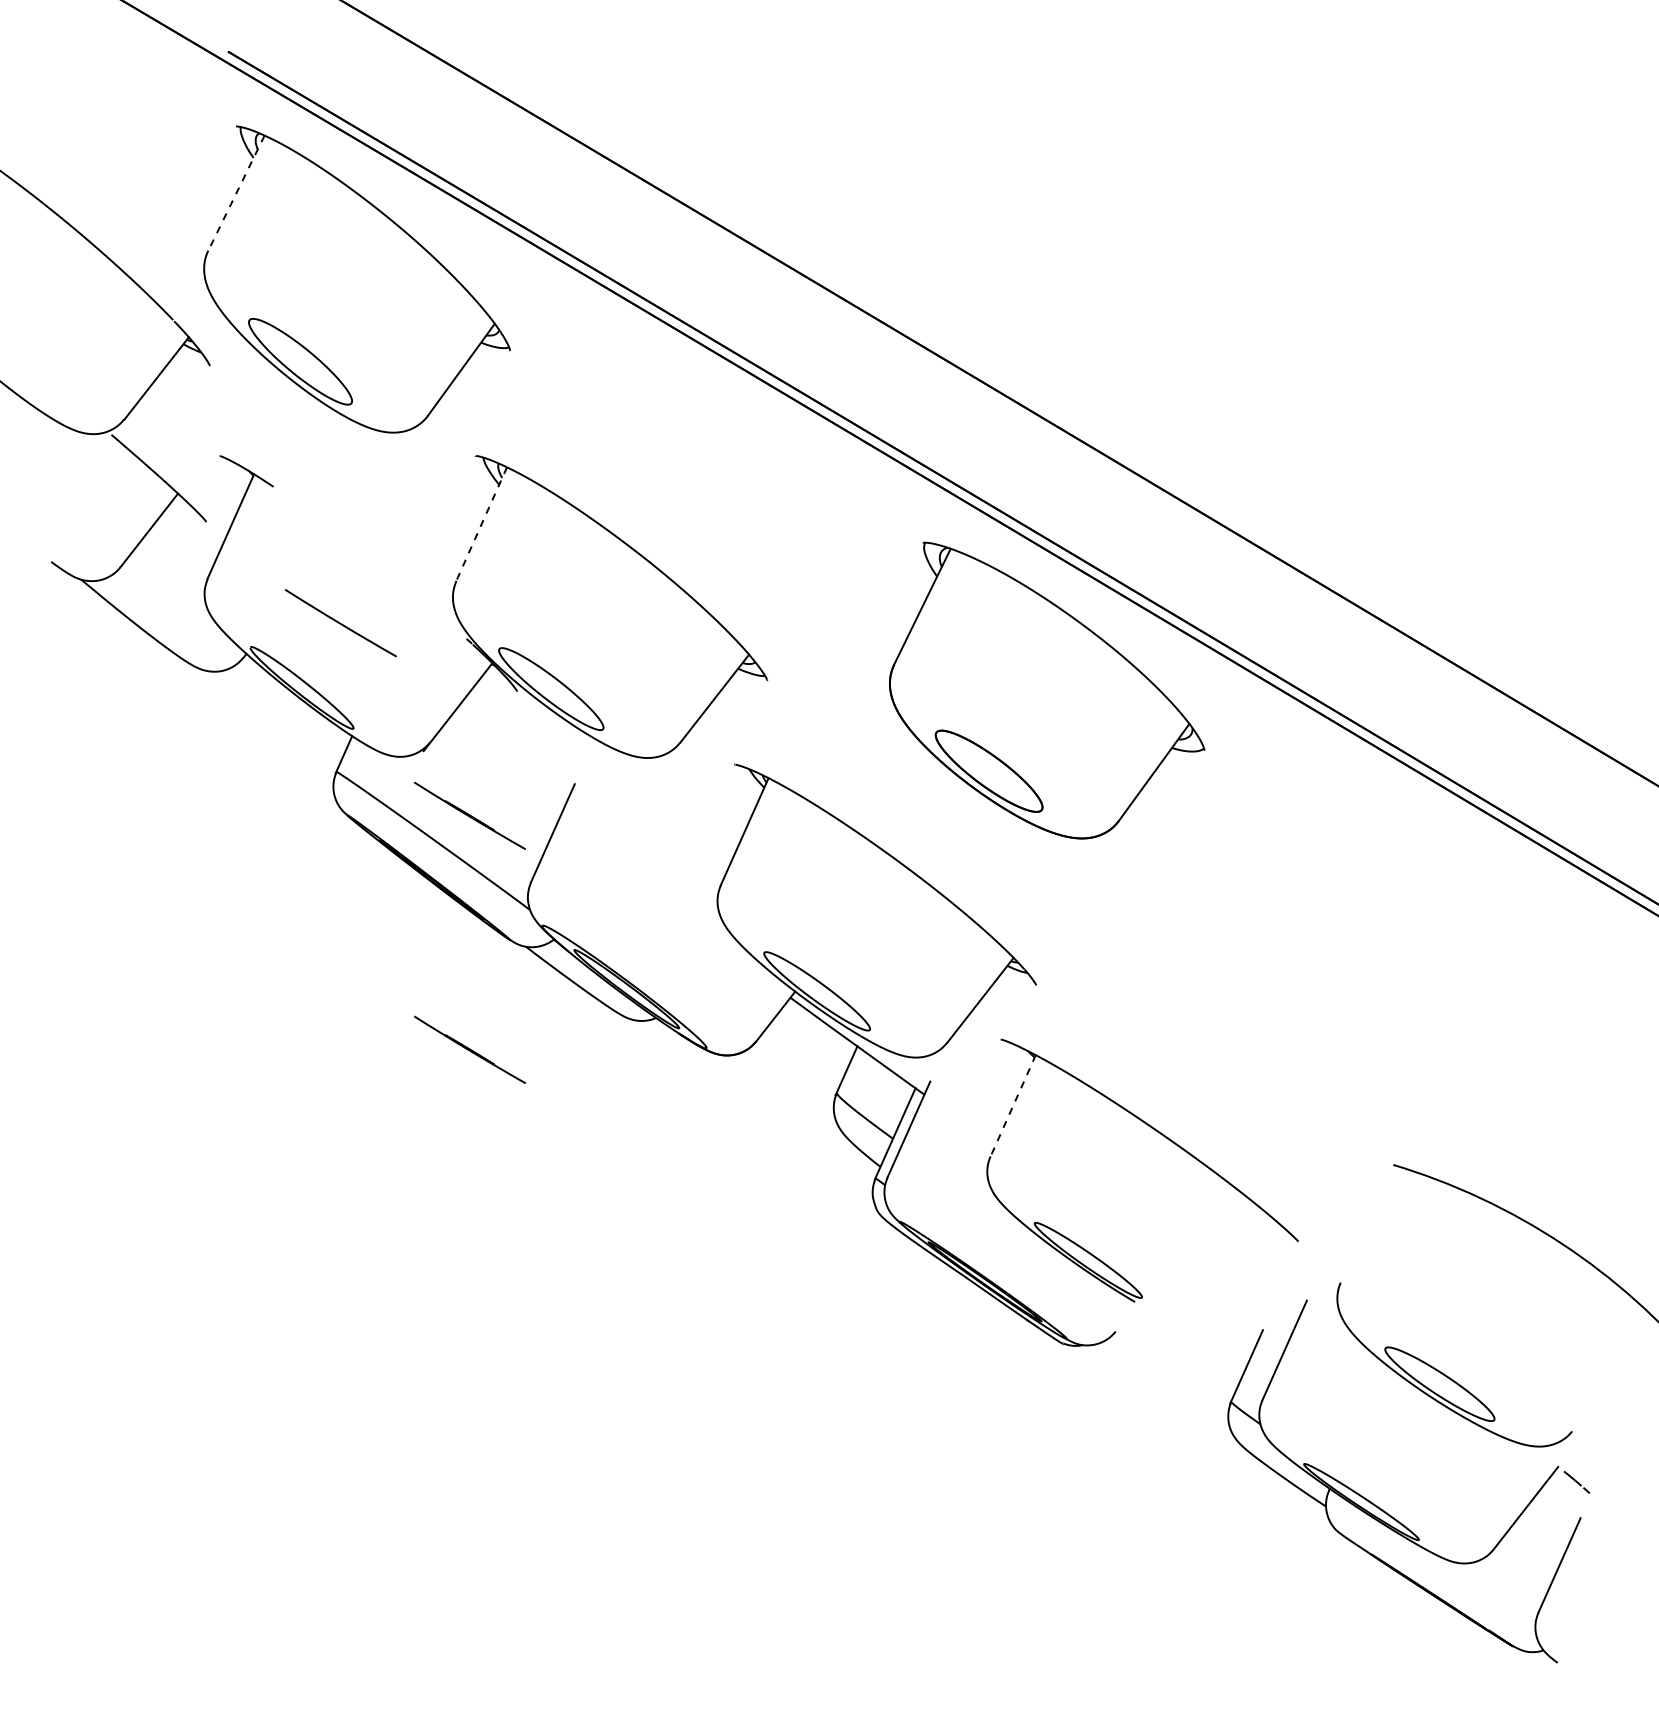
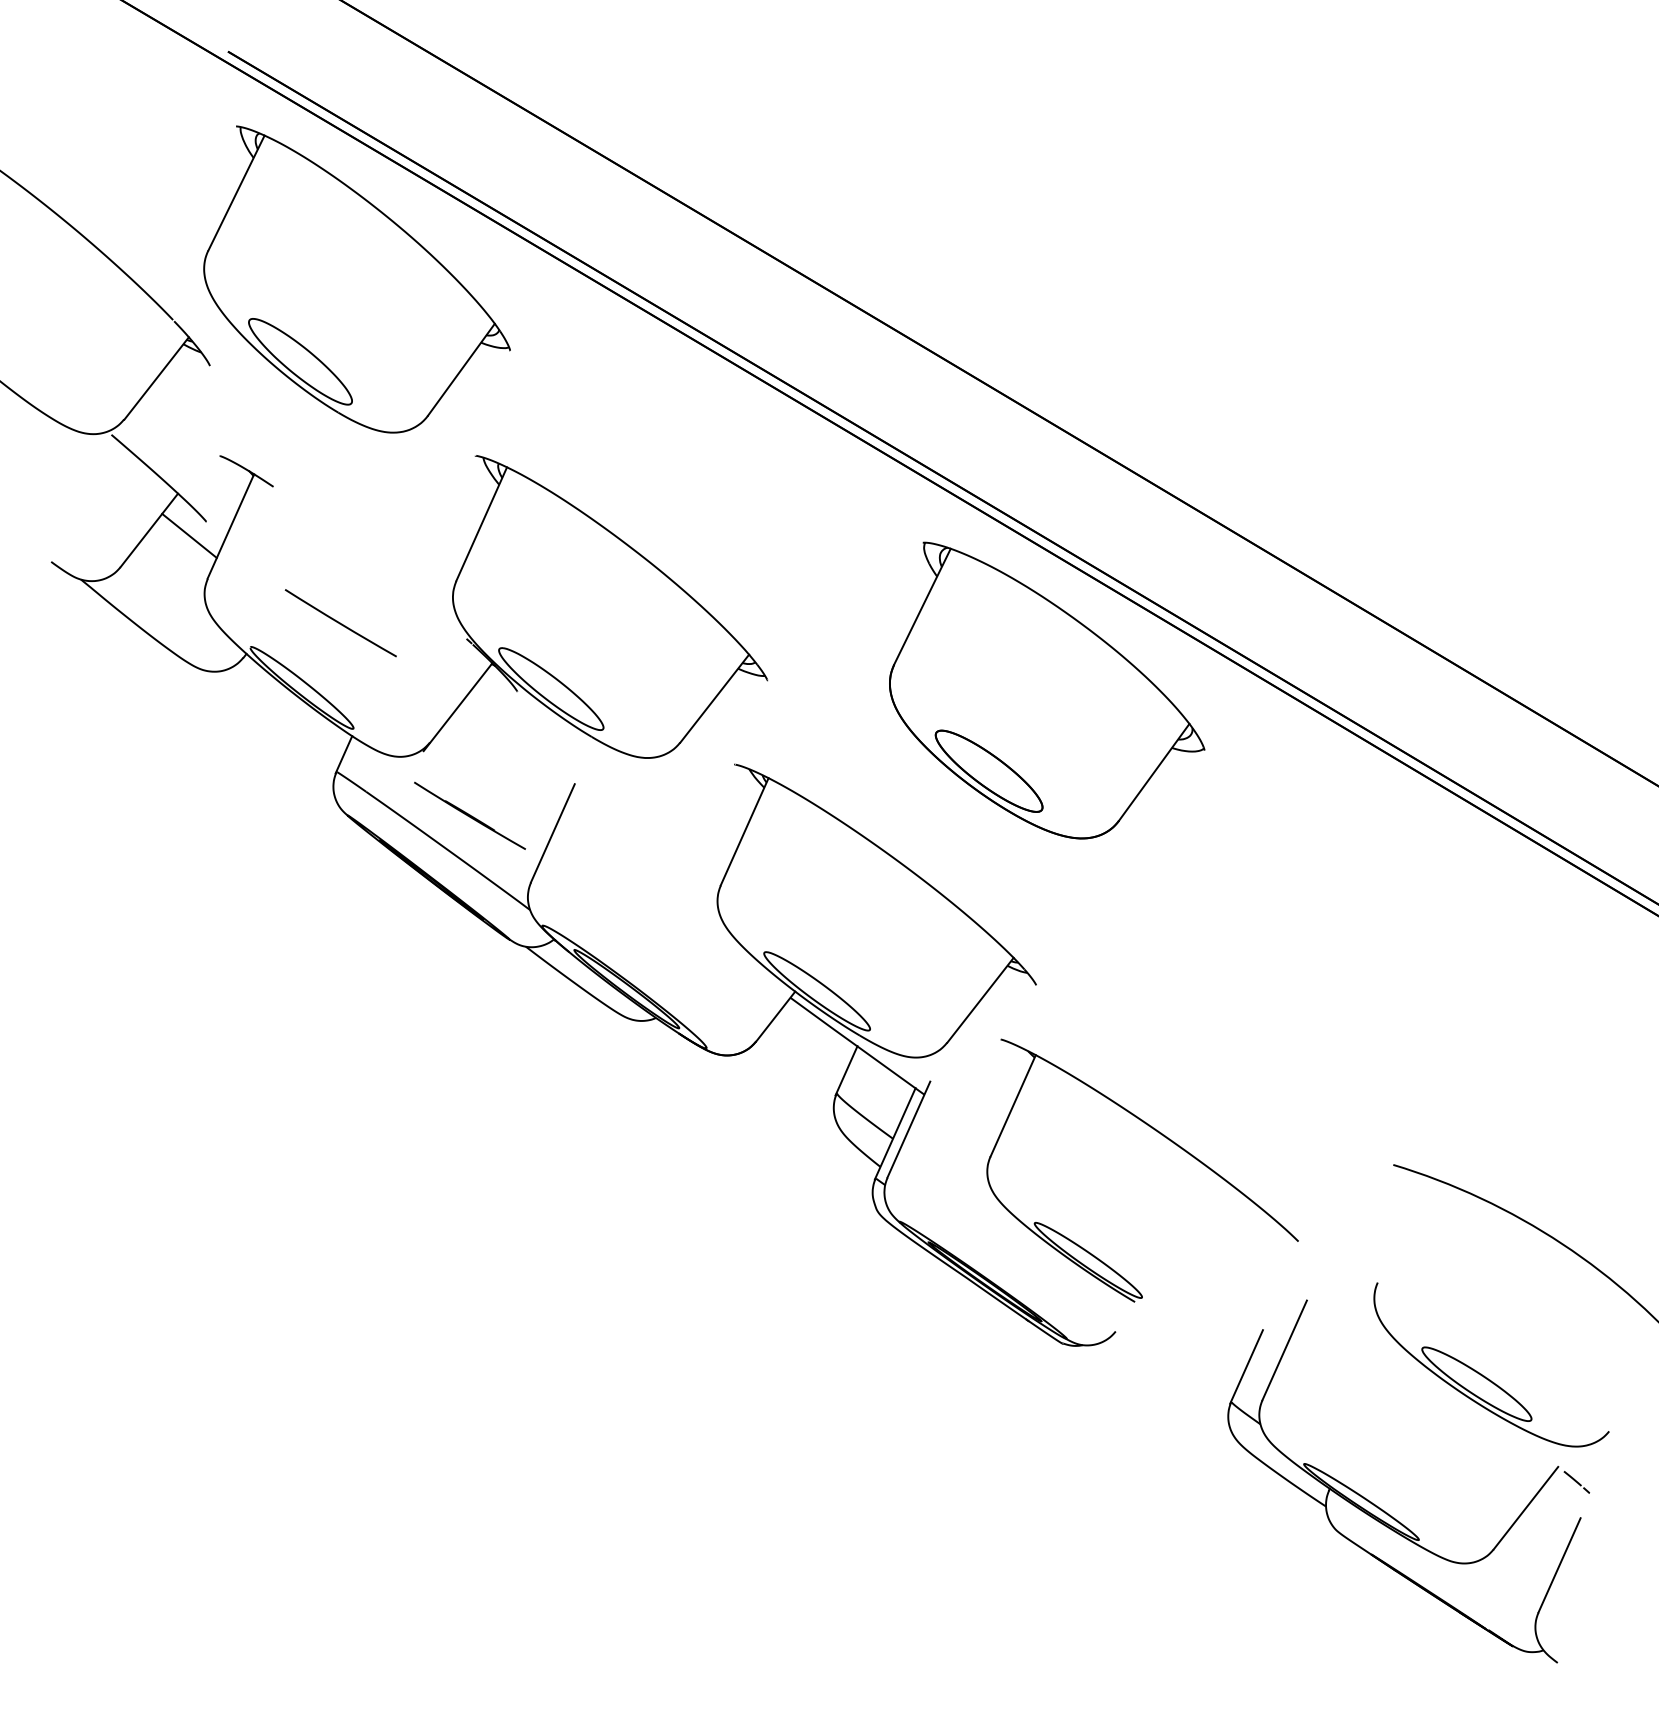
line: dashed -> solid (236, 193)
line: dashed -> solid (481, 524)
line: none -> present (189, 535)
line: present -> none (469, 1049)
line: dashed -> solid (1013, 1105)
part position: (1447, 1375) -> (1484, 1375) (1484, 1375)
